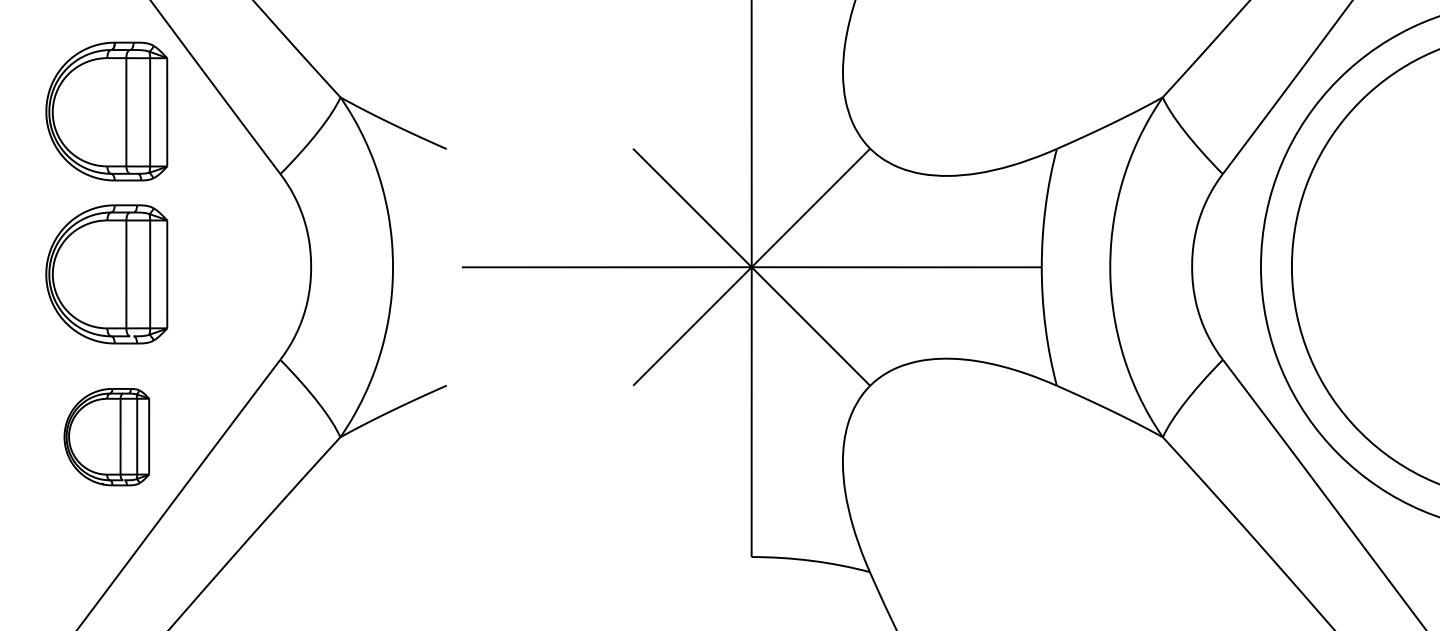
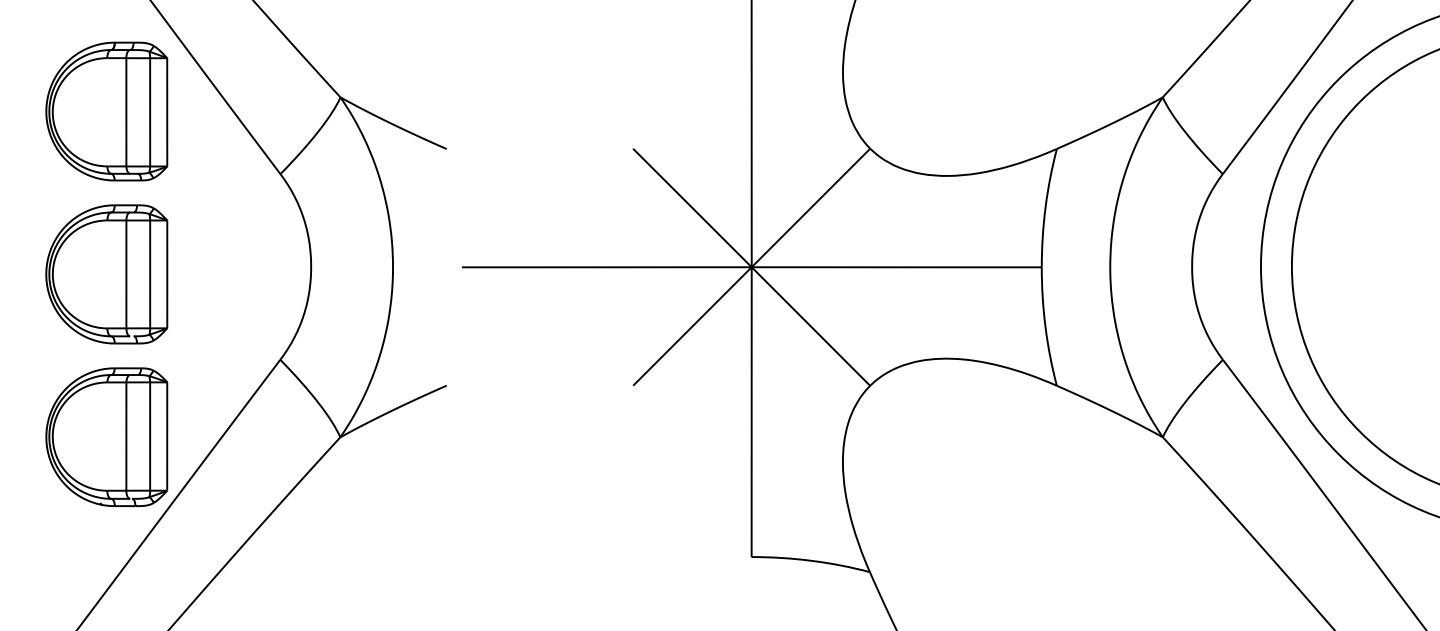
part size: 88x99 px -> 124x140 px (106, 436)
